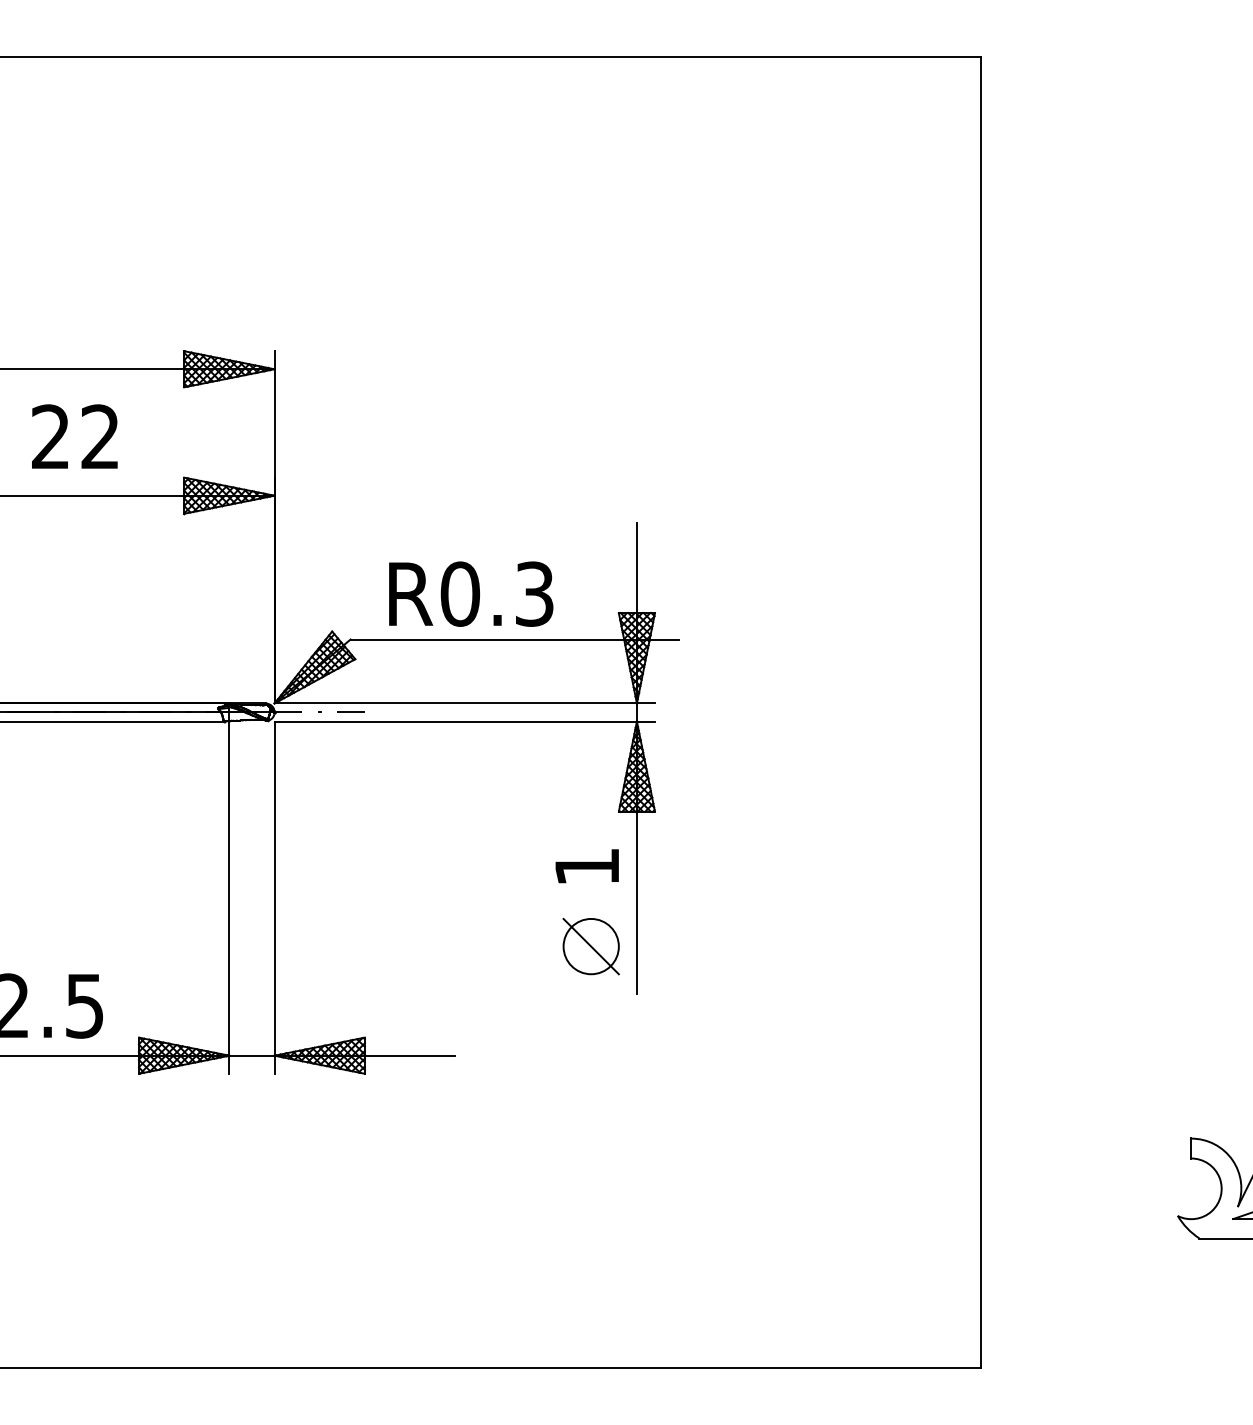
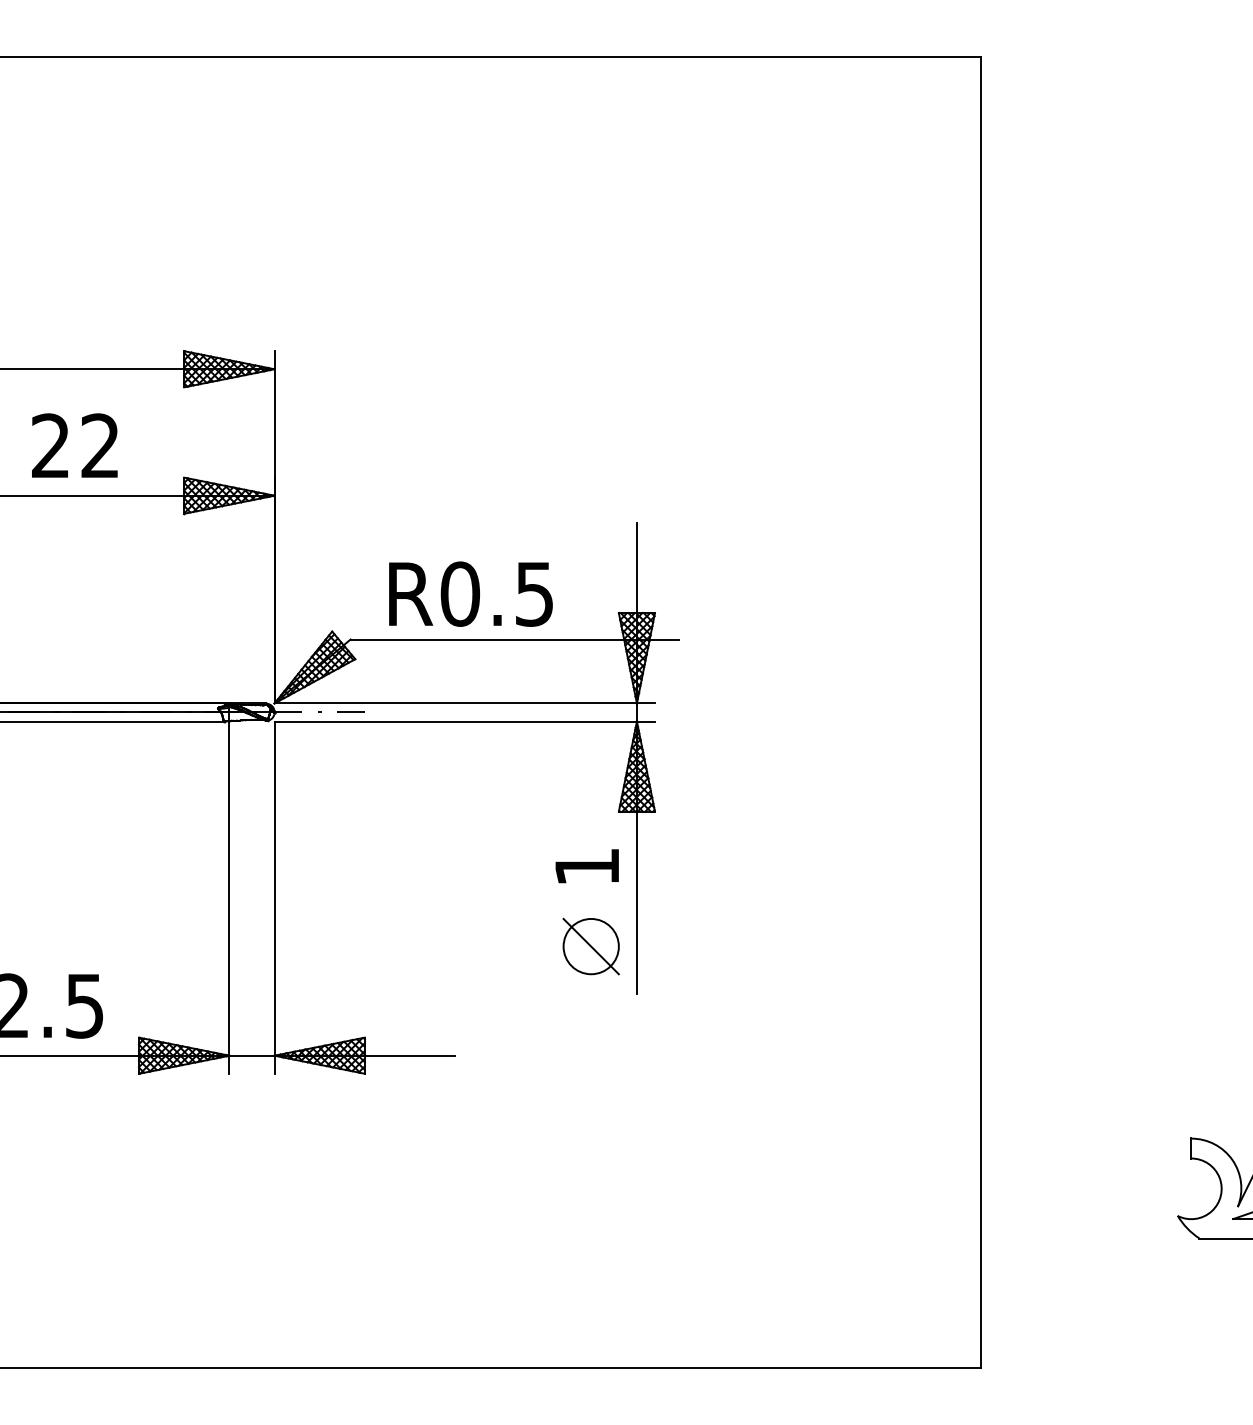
text position: (74, 436) -> (74, 445) (74, 445)
text: R0.3 -> R0.5 (534, 593)
